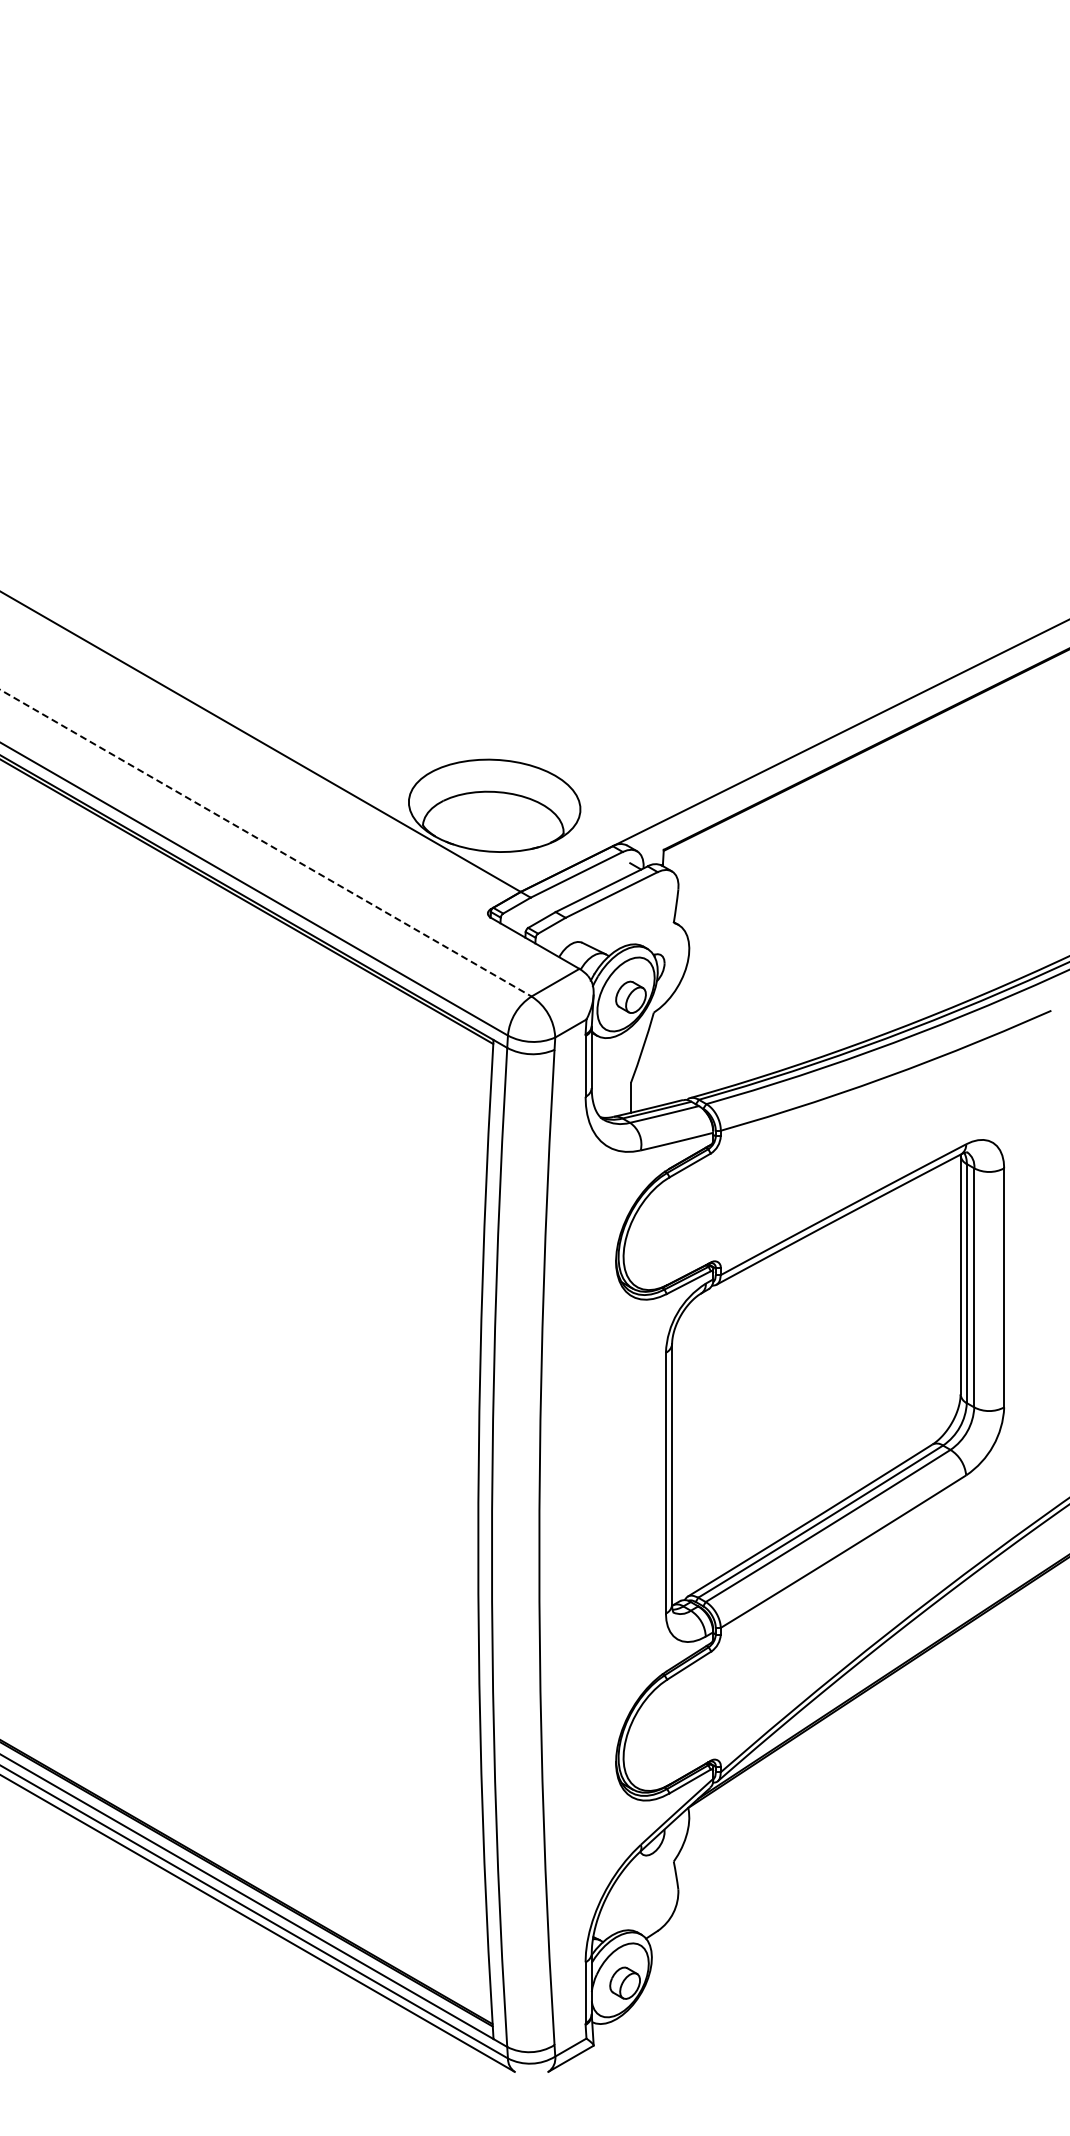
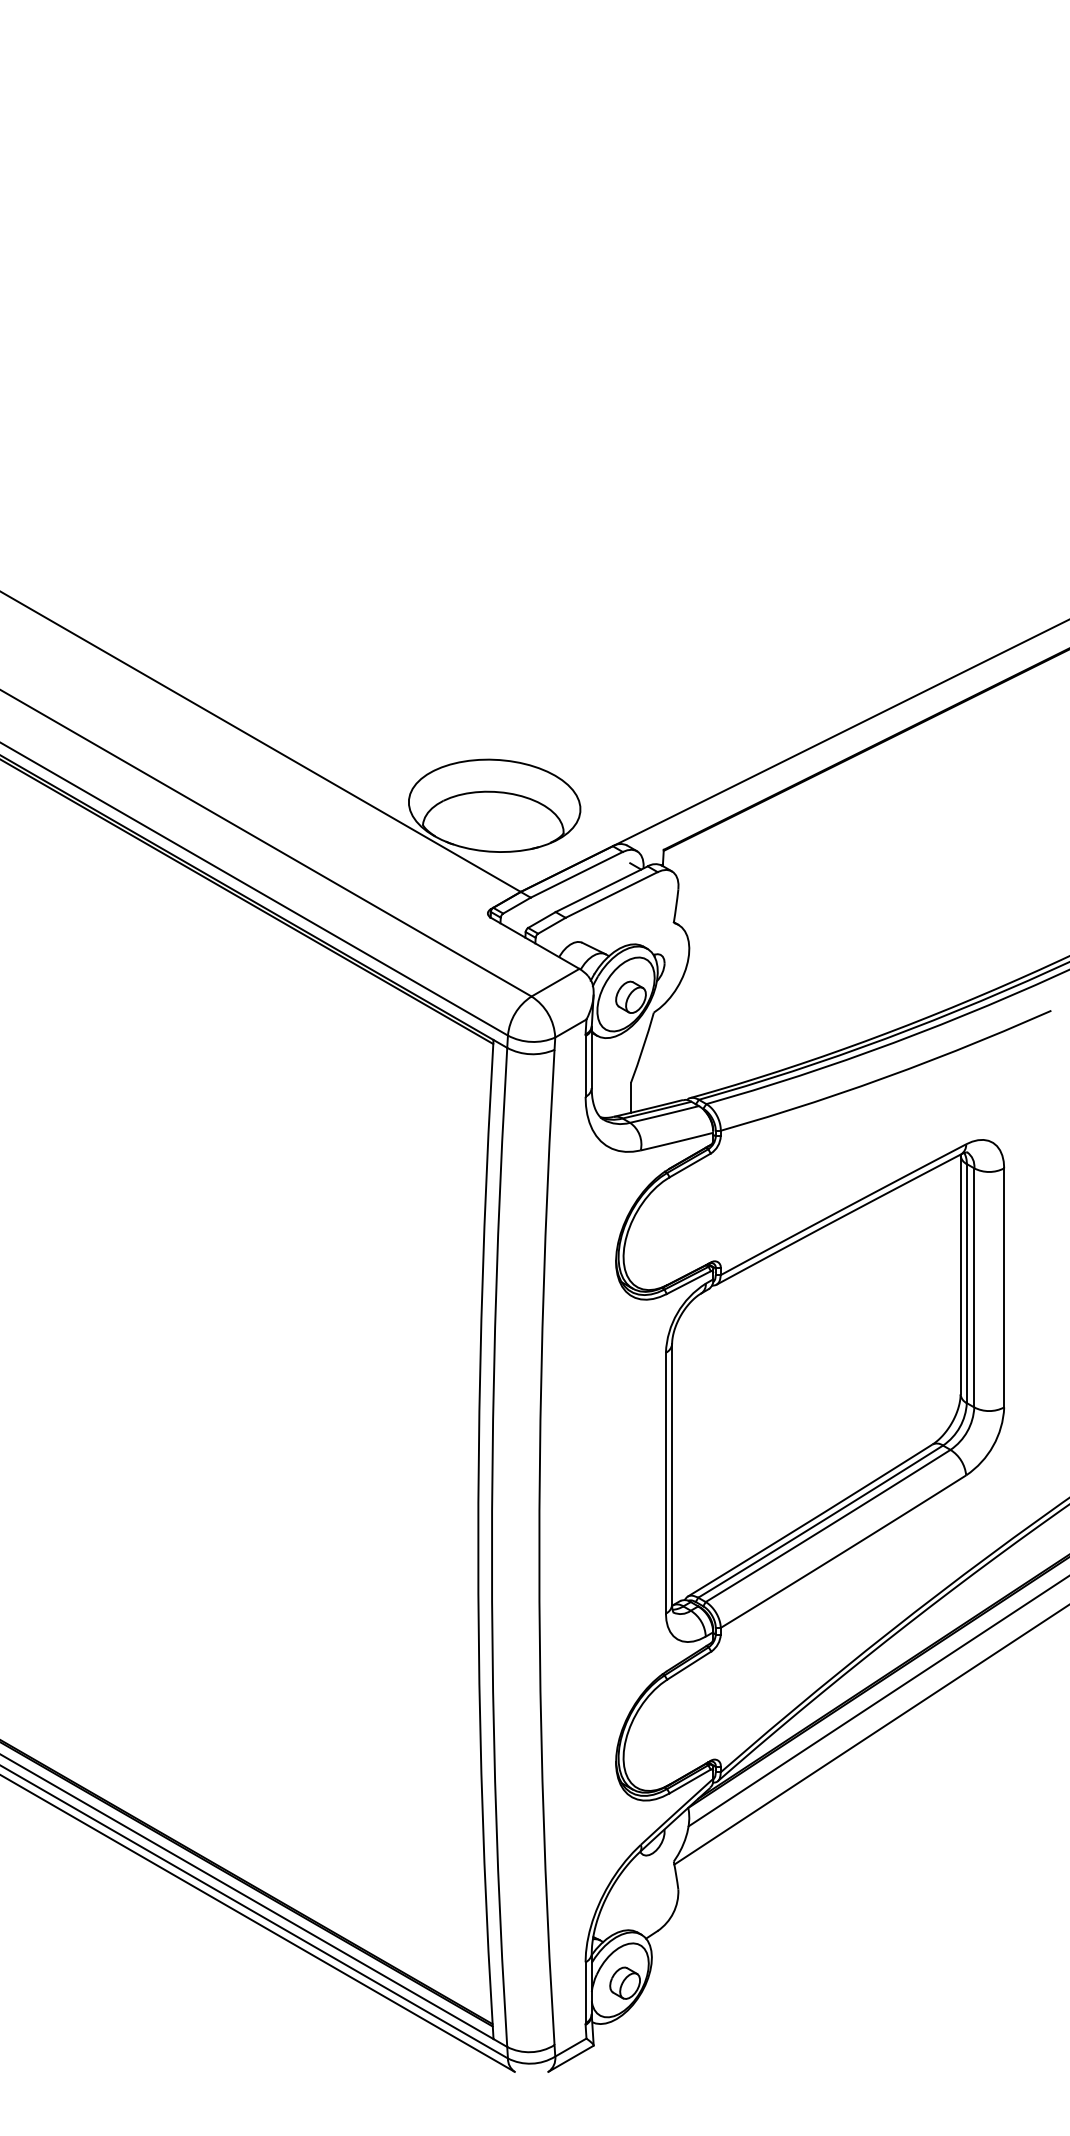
line: dashed -> solid (265, 843)
line: none -> present (877, 1701)
line: none -> present (870, 1735)
